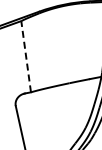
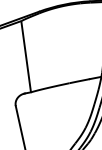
line: dashed -> solid (26, 56)
